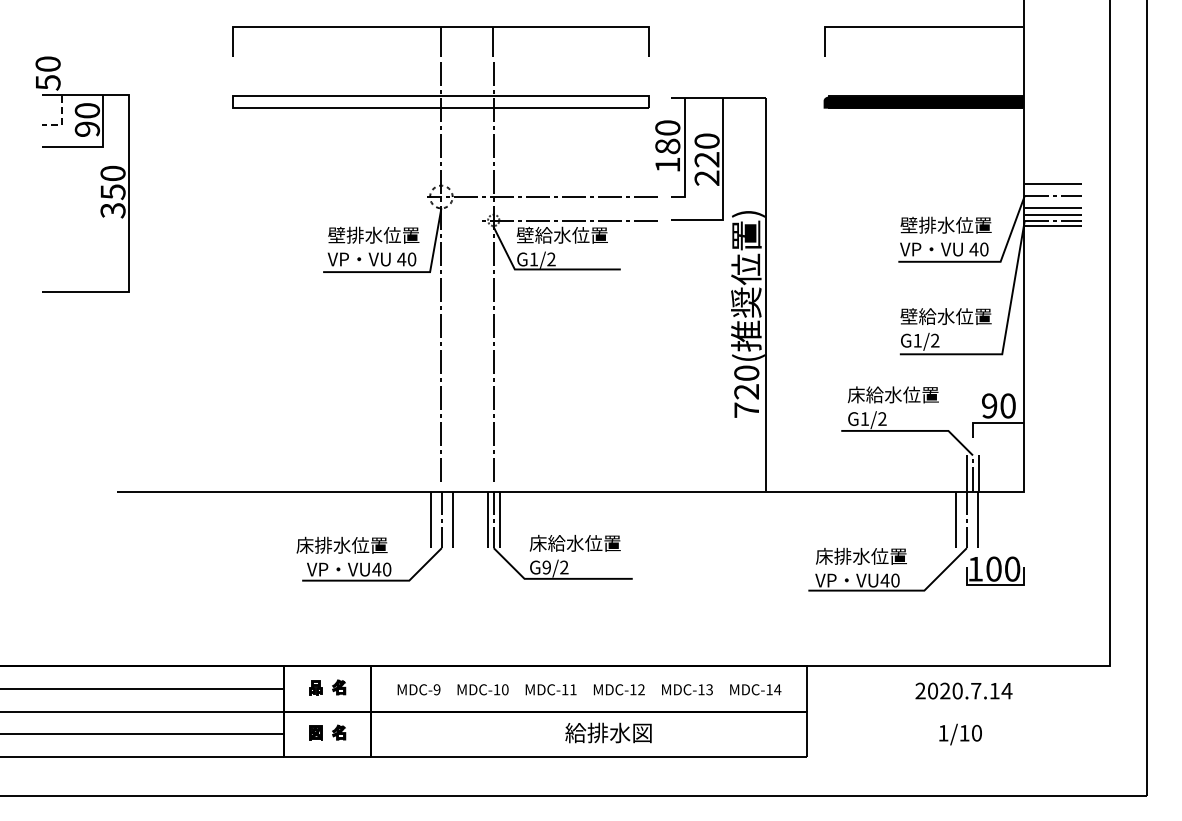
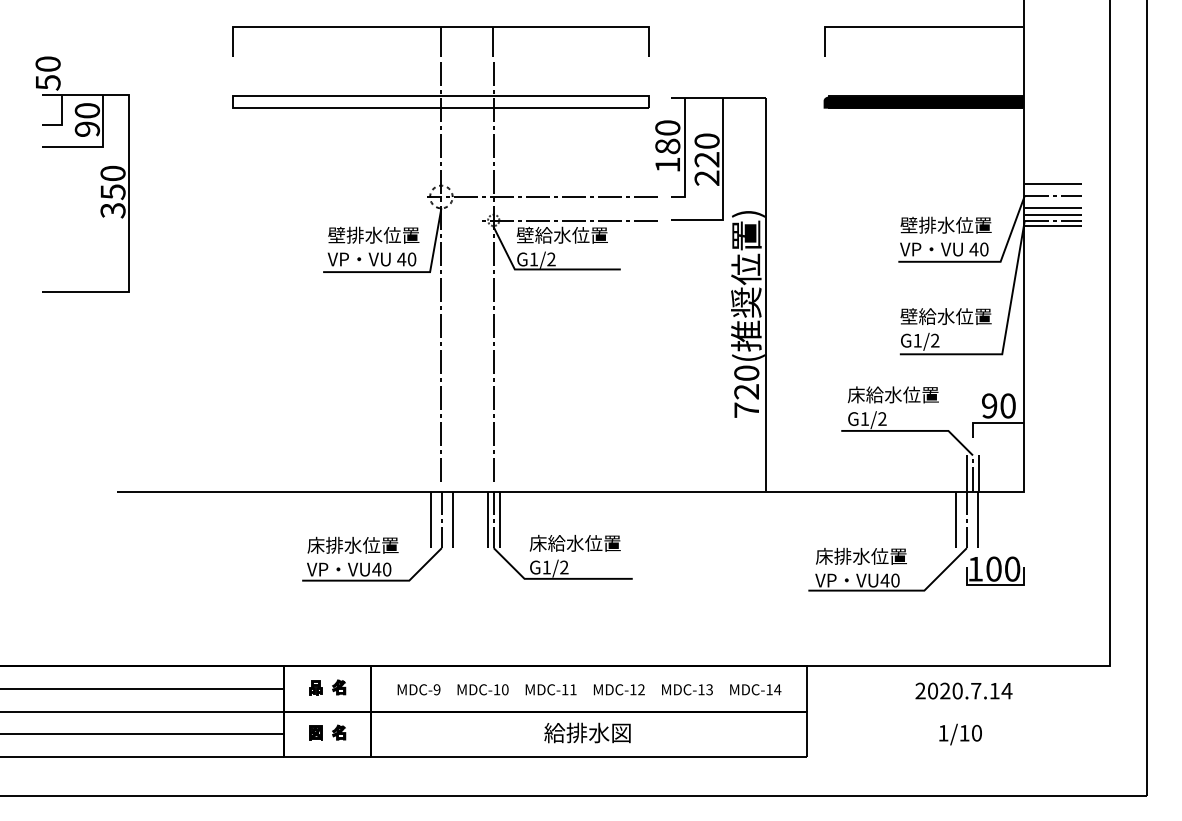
line: dashed -> solid (62, 122)
text position: (341, 544) -> (352, 544) (352, 544)
text: G9/2 -> G1/2 (546, 567)
text position: (608, 732) -> (587, 732) (587, 732)
